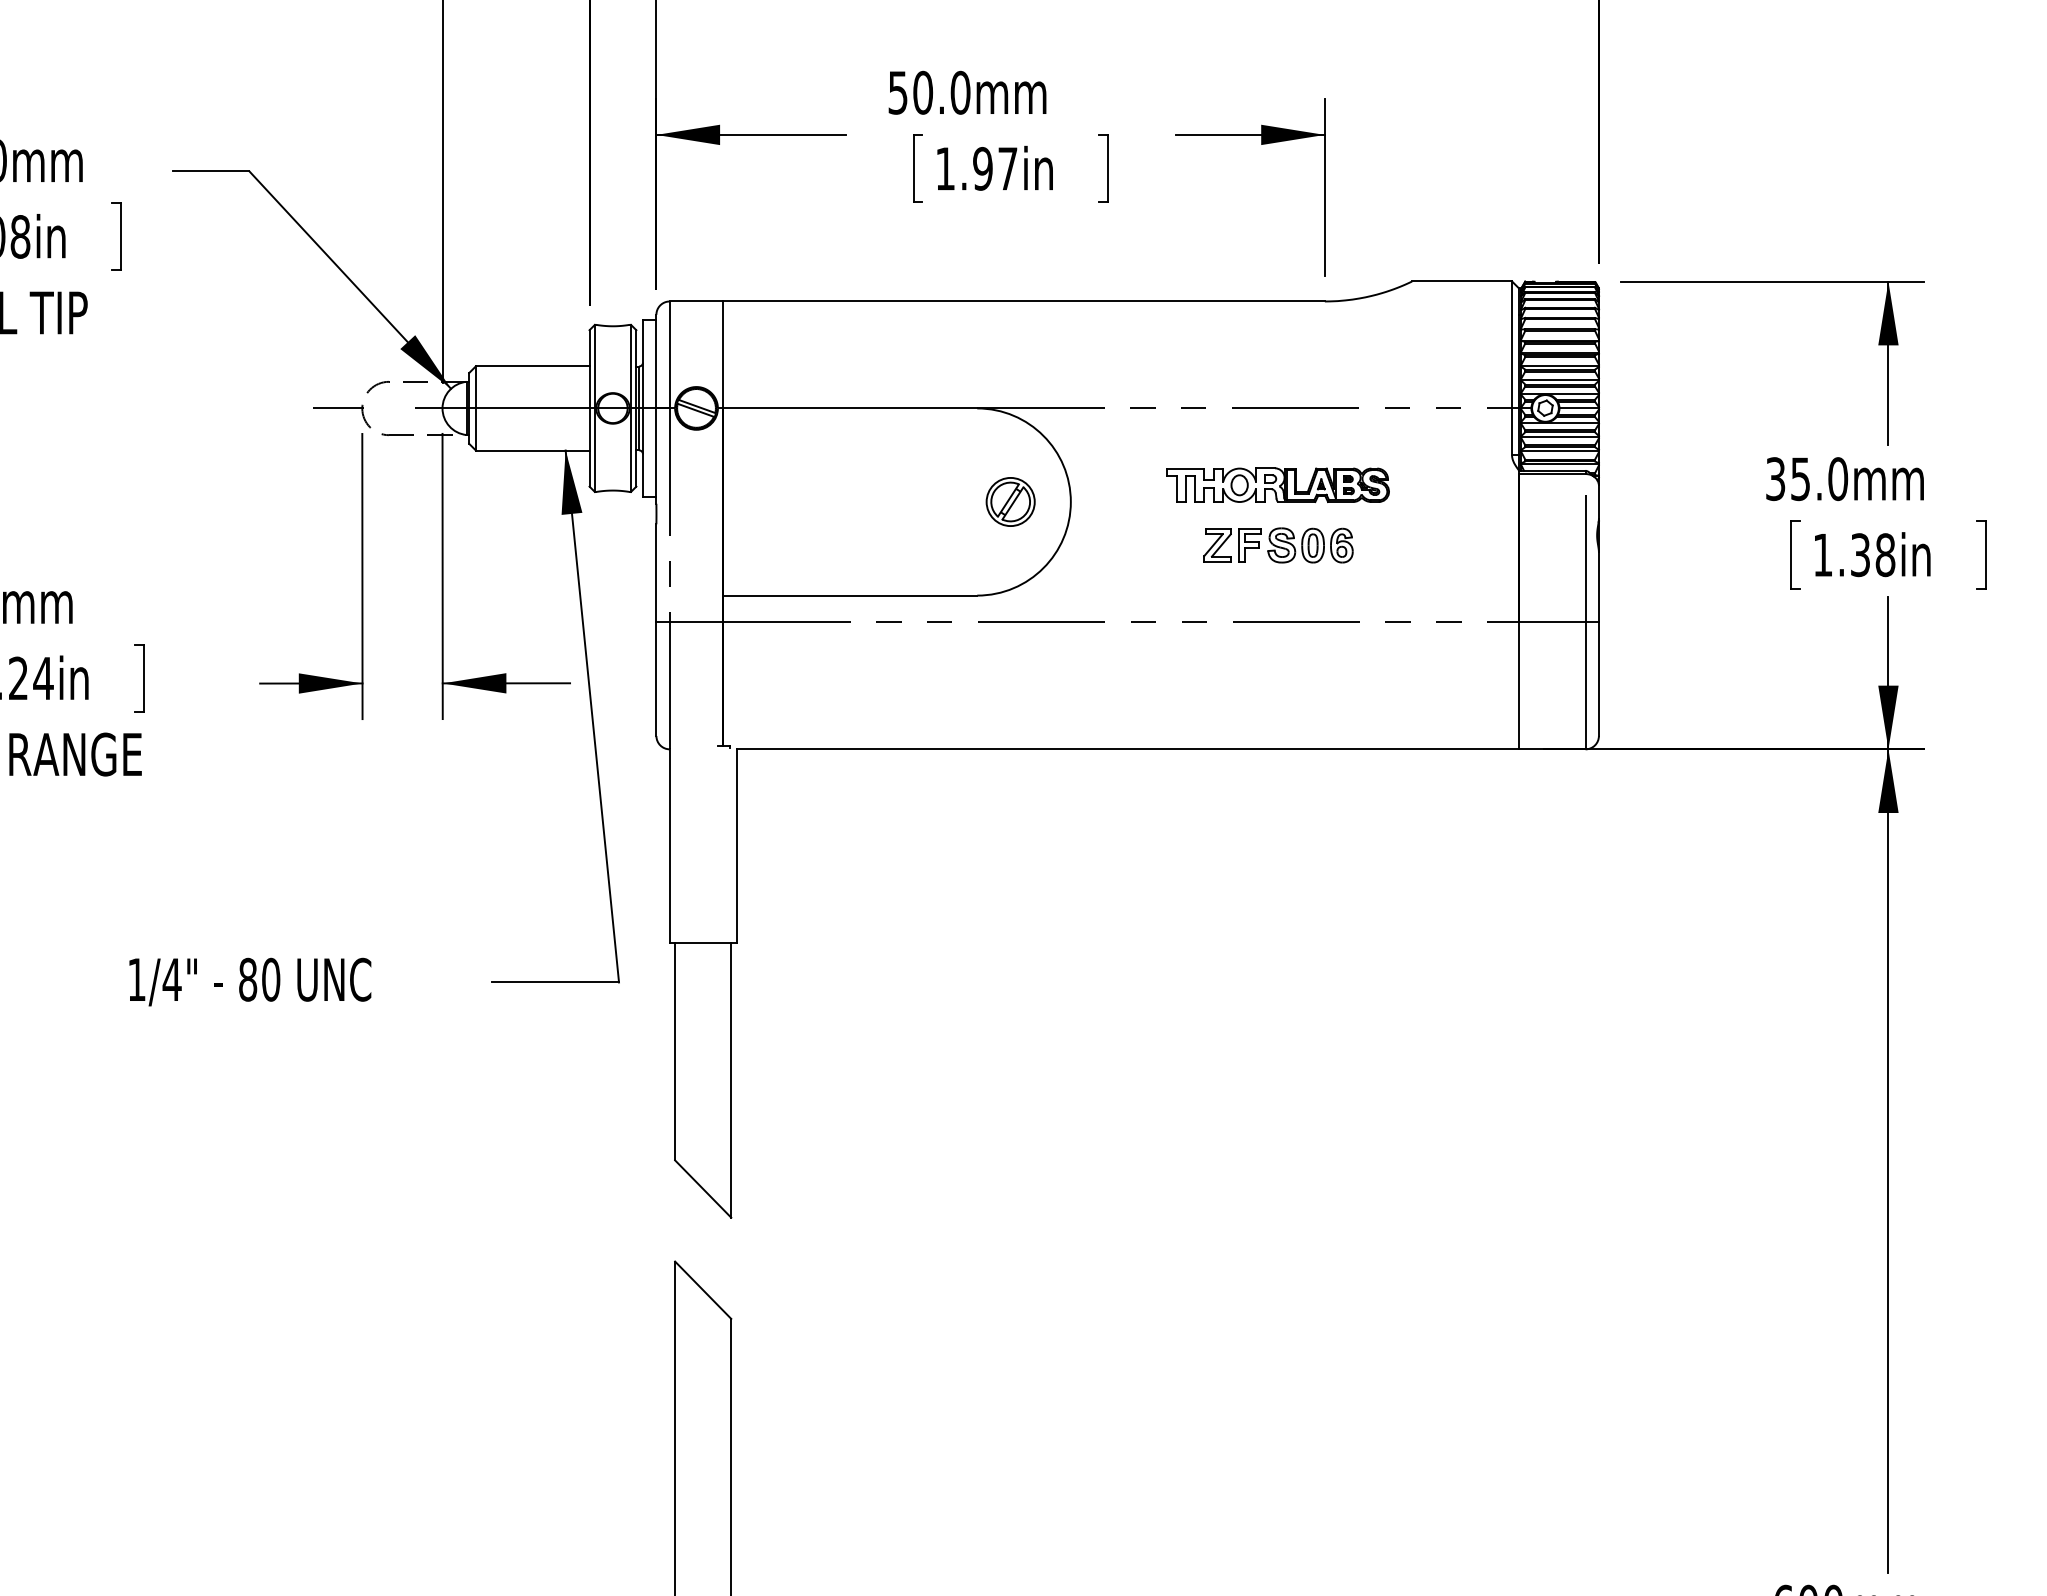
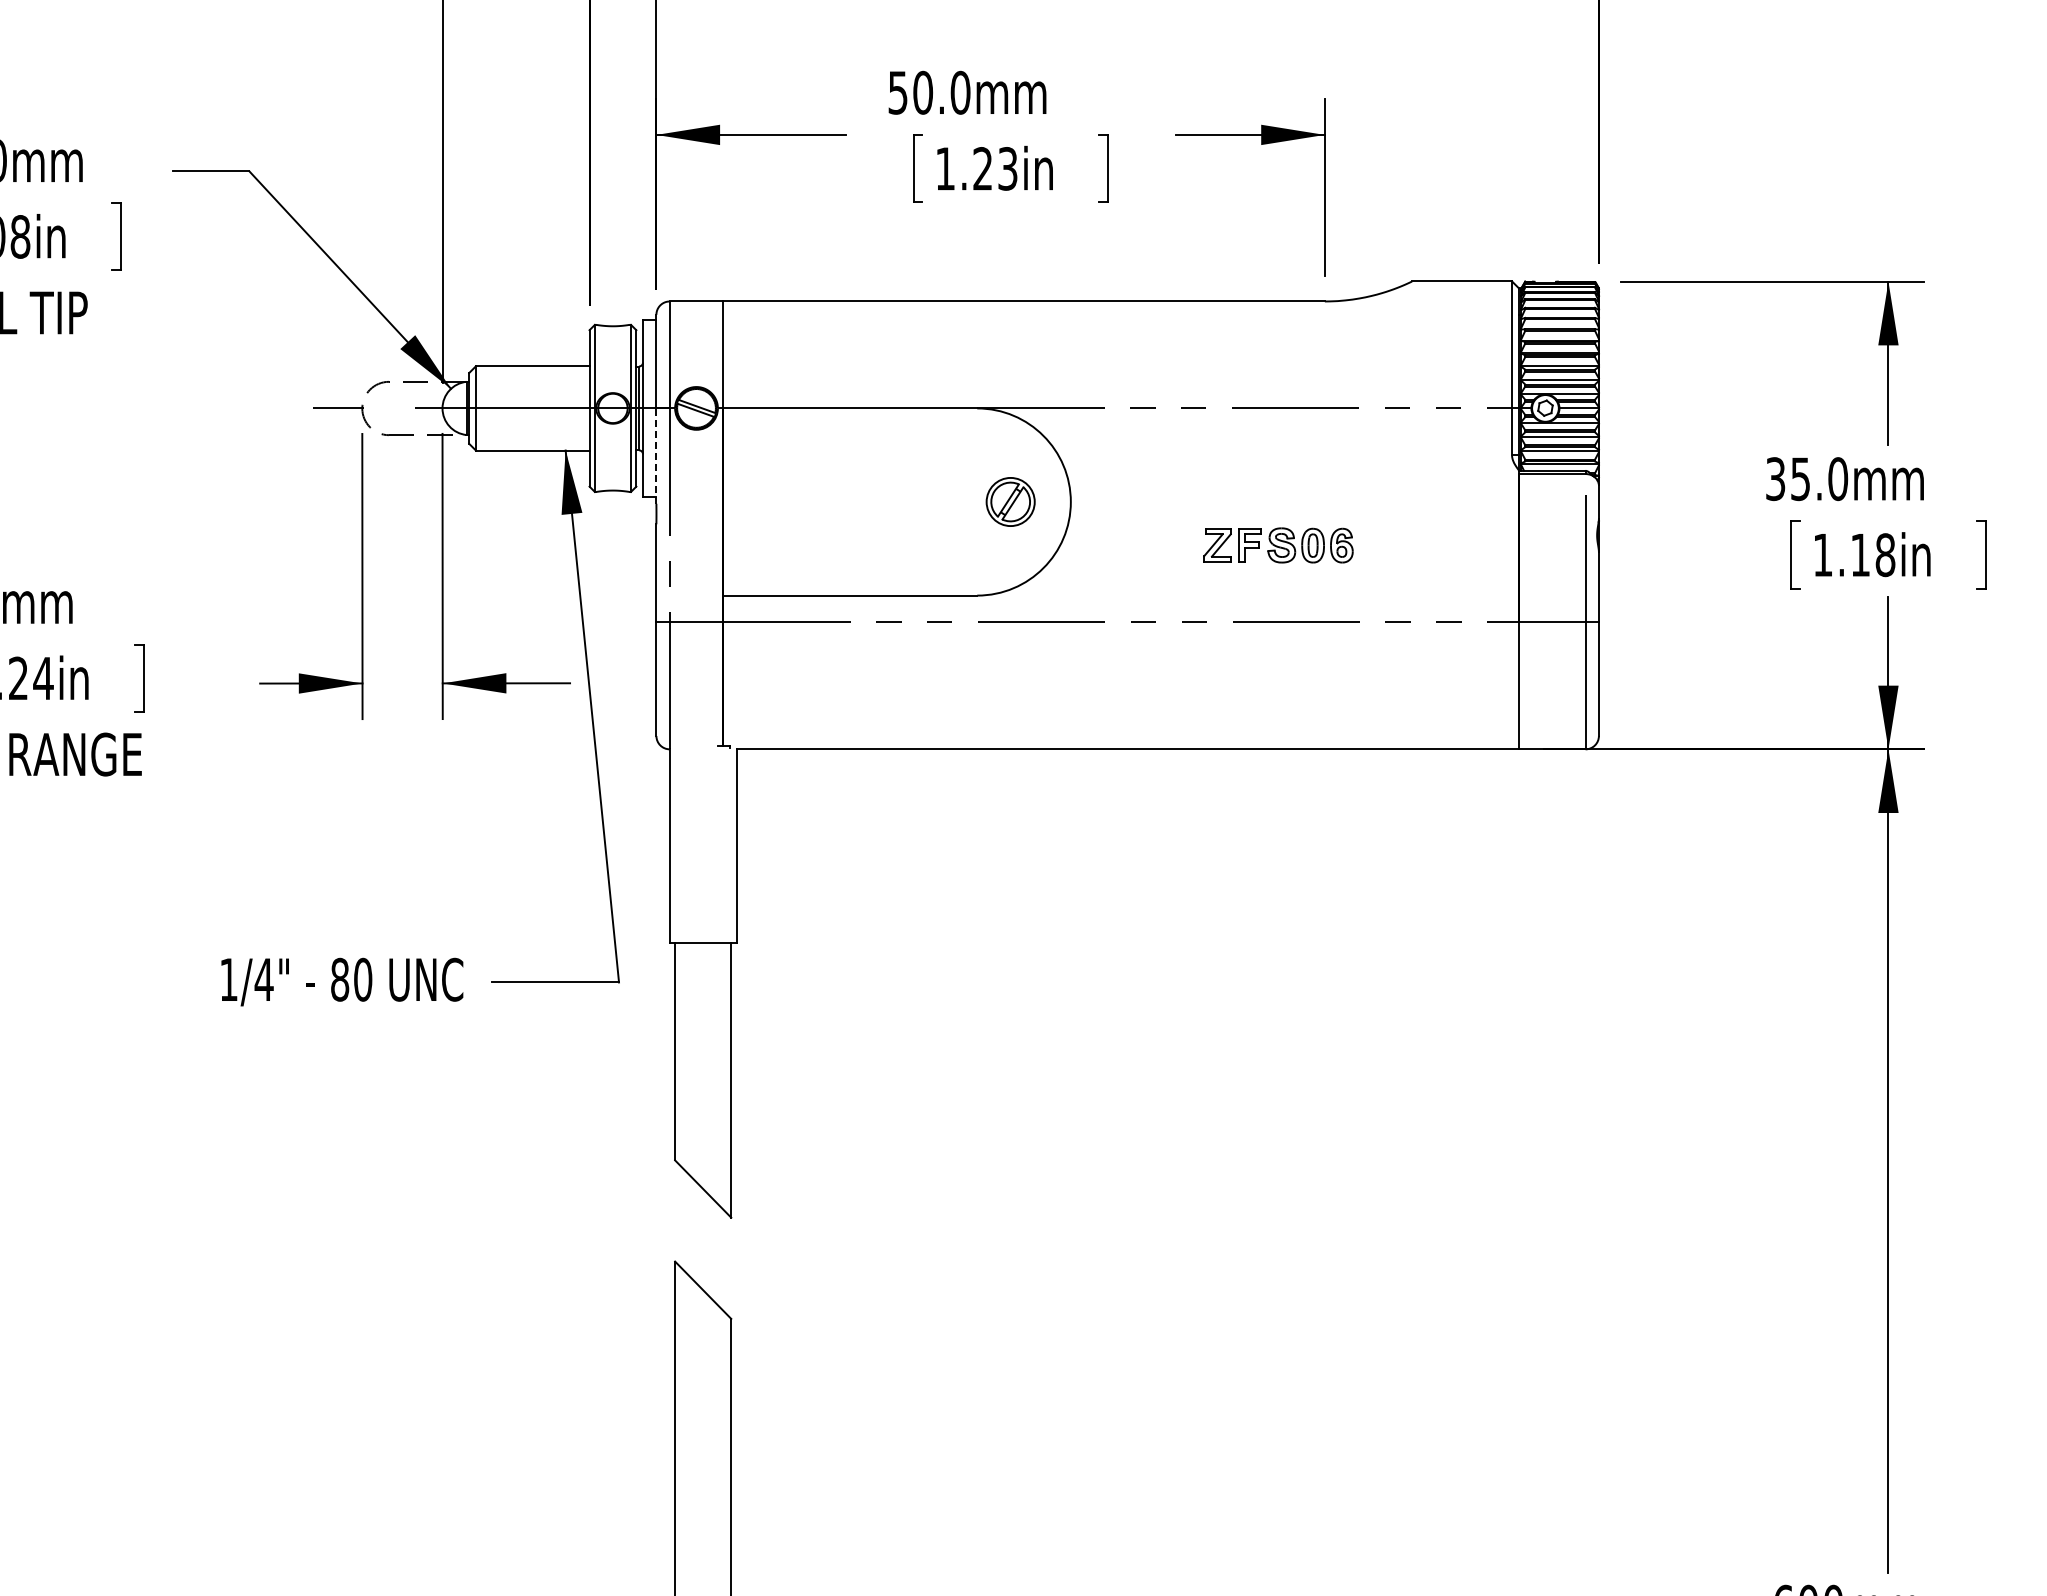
text: 1.97in -> 1.23in (995, 168)
line: solid -> dashed (656, 456)
part: present -> none (1277, 484)
text: 1.38in -> 1.18in (1860, 555)
text position: (250, 981) -> (342, 981) (342, 981)
